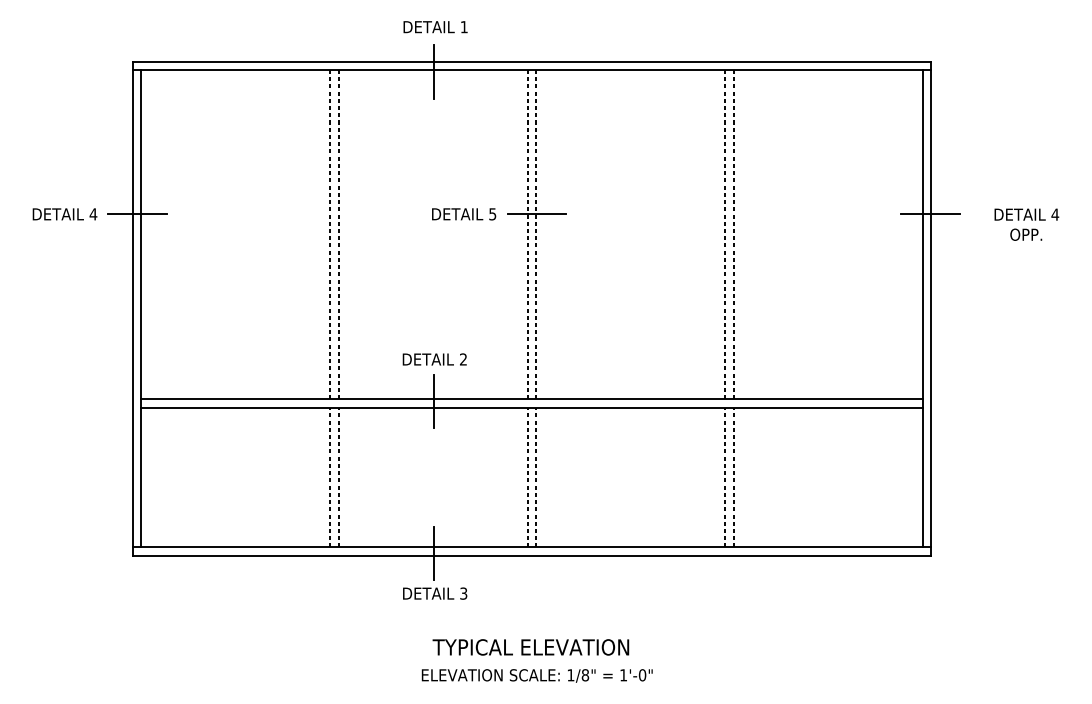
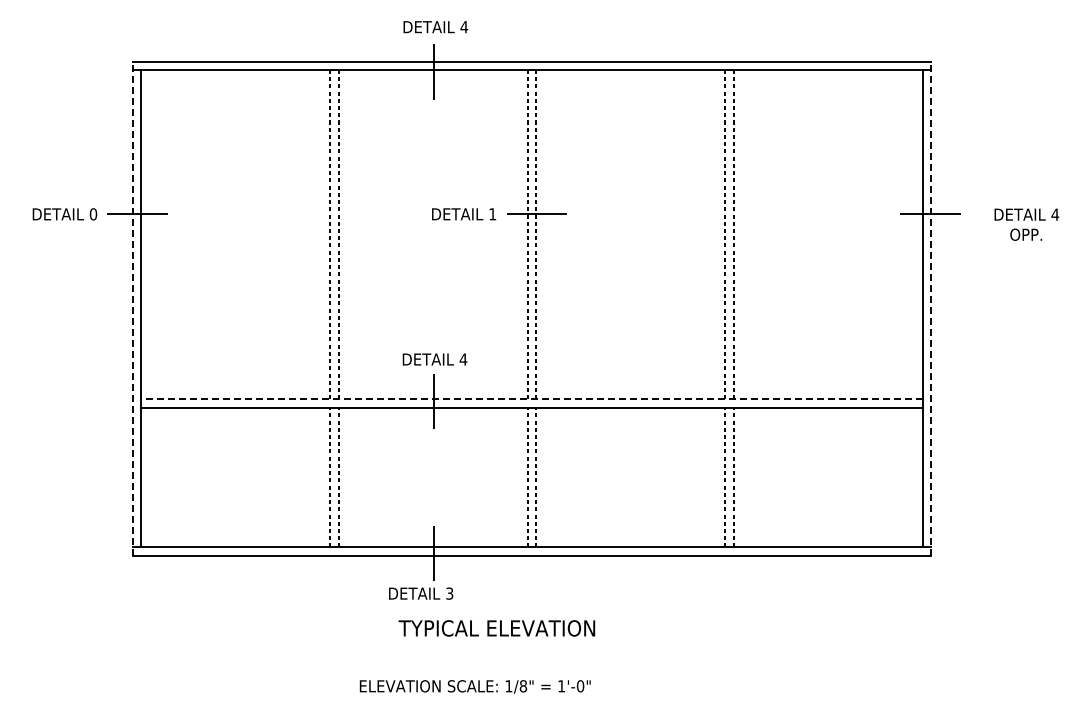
text: 1 -> 4 (464, 27)
text: 4 -> 0 (93, 214)
text: 5 -> 1 (492, 214)
line: solid -> dashed (132, 308)
line: solid -> dashed (931, 308)
text: 2 -> 4 (463, 359)
line: solid -> dashed (531, 399)
text position: (435, 593) -> (421, 593) (421, 593)
text position: (530, 647) -> (496, 628) (496, 628)
text position: (536, 675) -> (474, 686) (474, 686)
